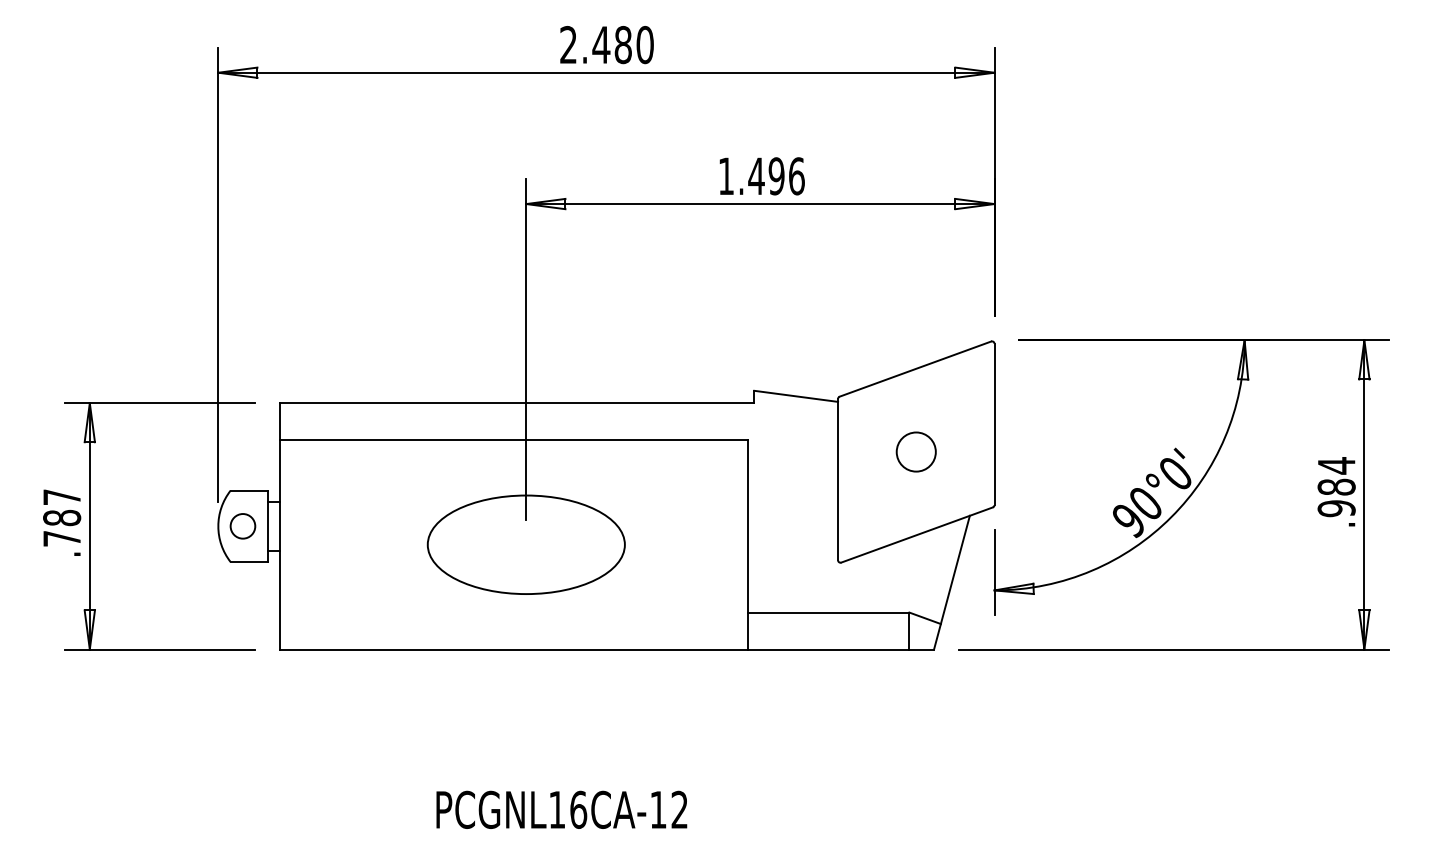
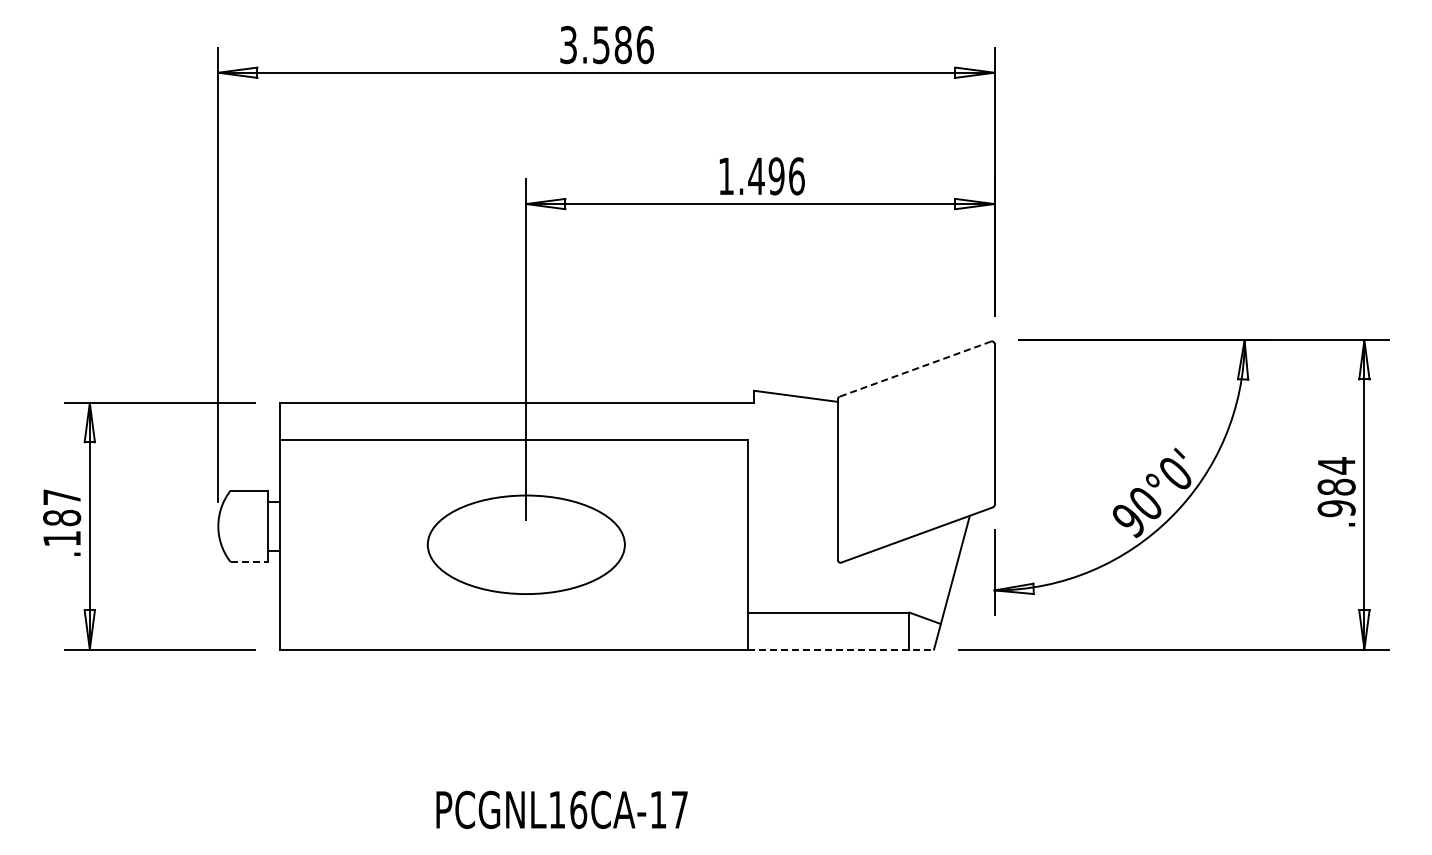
text: 2.480 -> 3.586 (606, 44)
line: solid -> dashed (915, 369)
circle: present -> none (915, 451)
circle: present -> none (242, 526)
text: .787 -> .187 (61, 538)
line: solid -> dashed (249, 562)
line: solid -> dashed (841, 649)
text: PCGNL16CA-12 -> PCGNL16CA-17 (679, 809)
